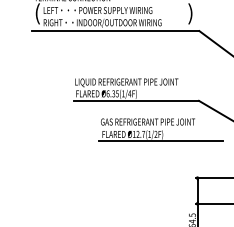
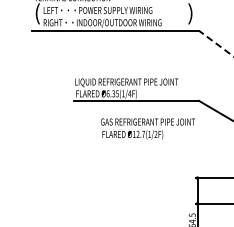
line: solid -> dashed (216, 43)
line: present -> none (160, 141)
